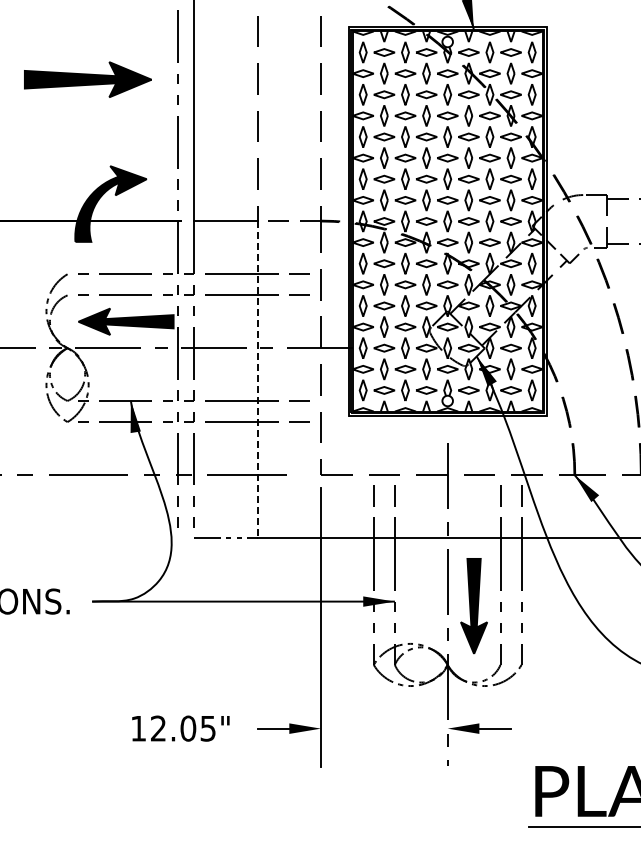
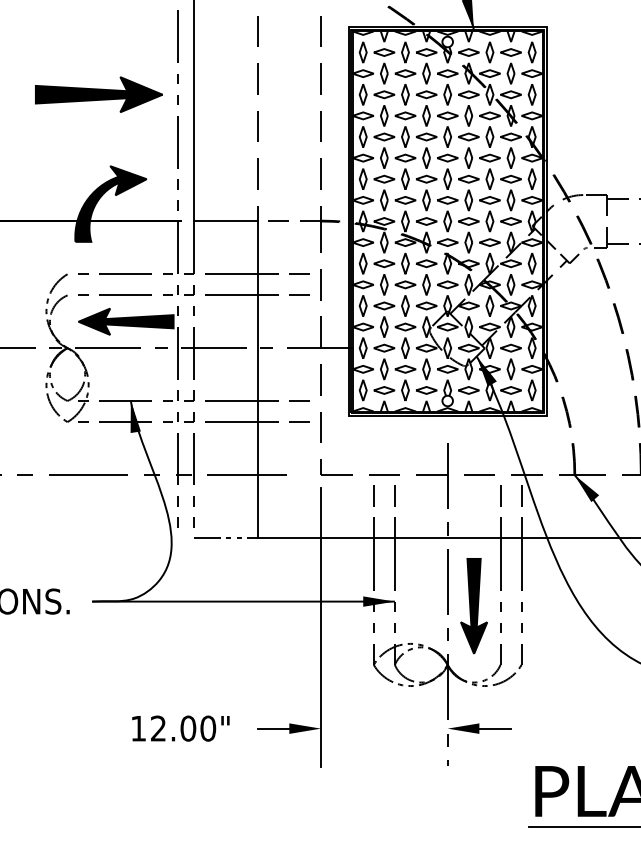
part position: (87, 79) -> (98, 94) (98, 94)
line: dashed -> solid (257, 380)
text: 12.05" -> 12.00" (208, 728)
